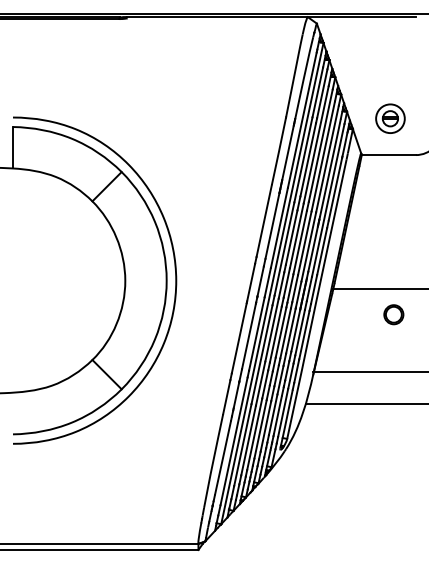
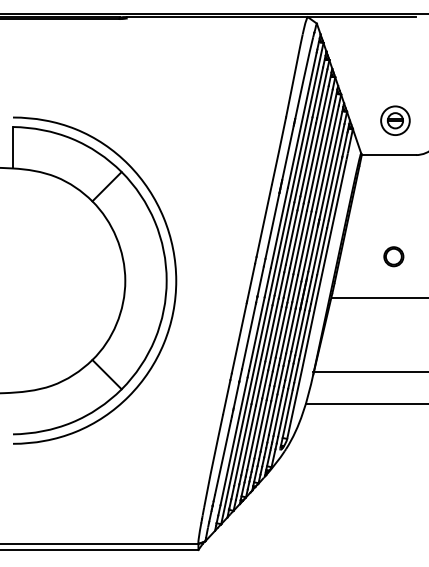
part position: (390, 118) -> (395, 120) (395, 120)
line position: (378, 289) -> (378, 298) (378, 298)
part position: (393, 314) -> (393, 256) (393, 256)
